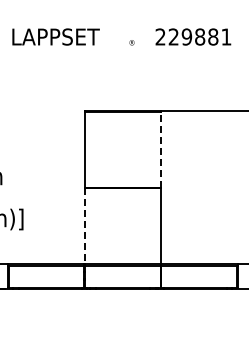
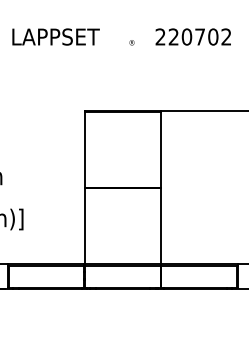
text: 229881 -> 220702 (206, 36)
line: dashed -> solid (161, 150)
line: dashed -> solid (84, 226)
